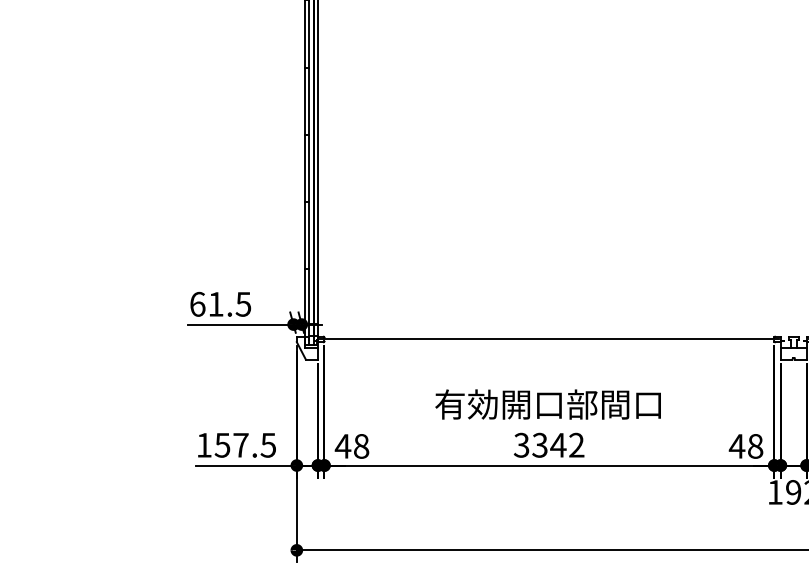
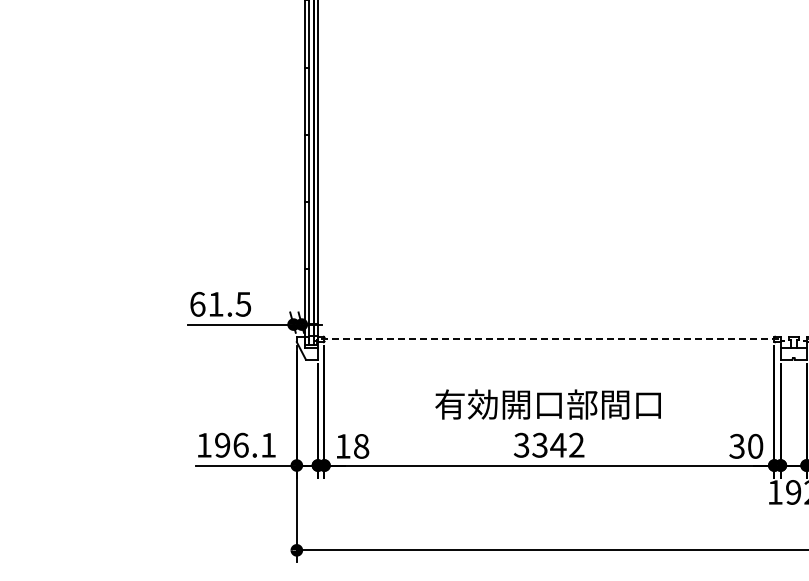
line: solid -> dashed (548, 339)
text: 157.5 -> 196.1 (244, 444)
text: 48 -> 30 (745, 445)
text: 48 -> 18 (342, 446)
